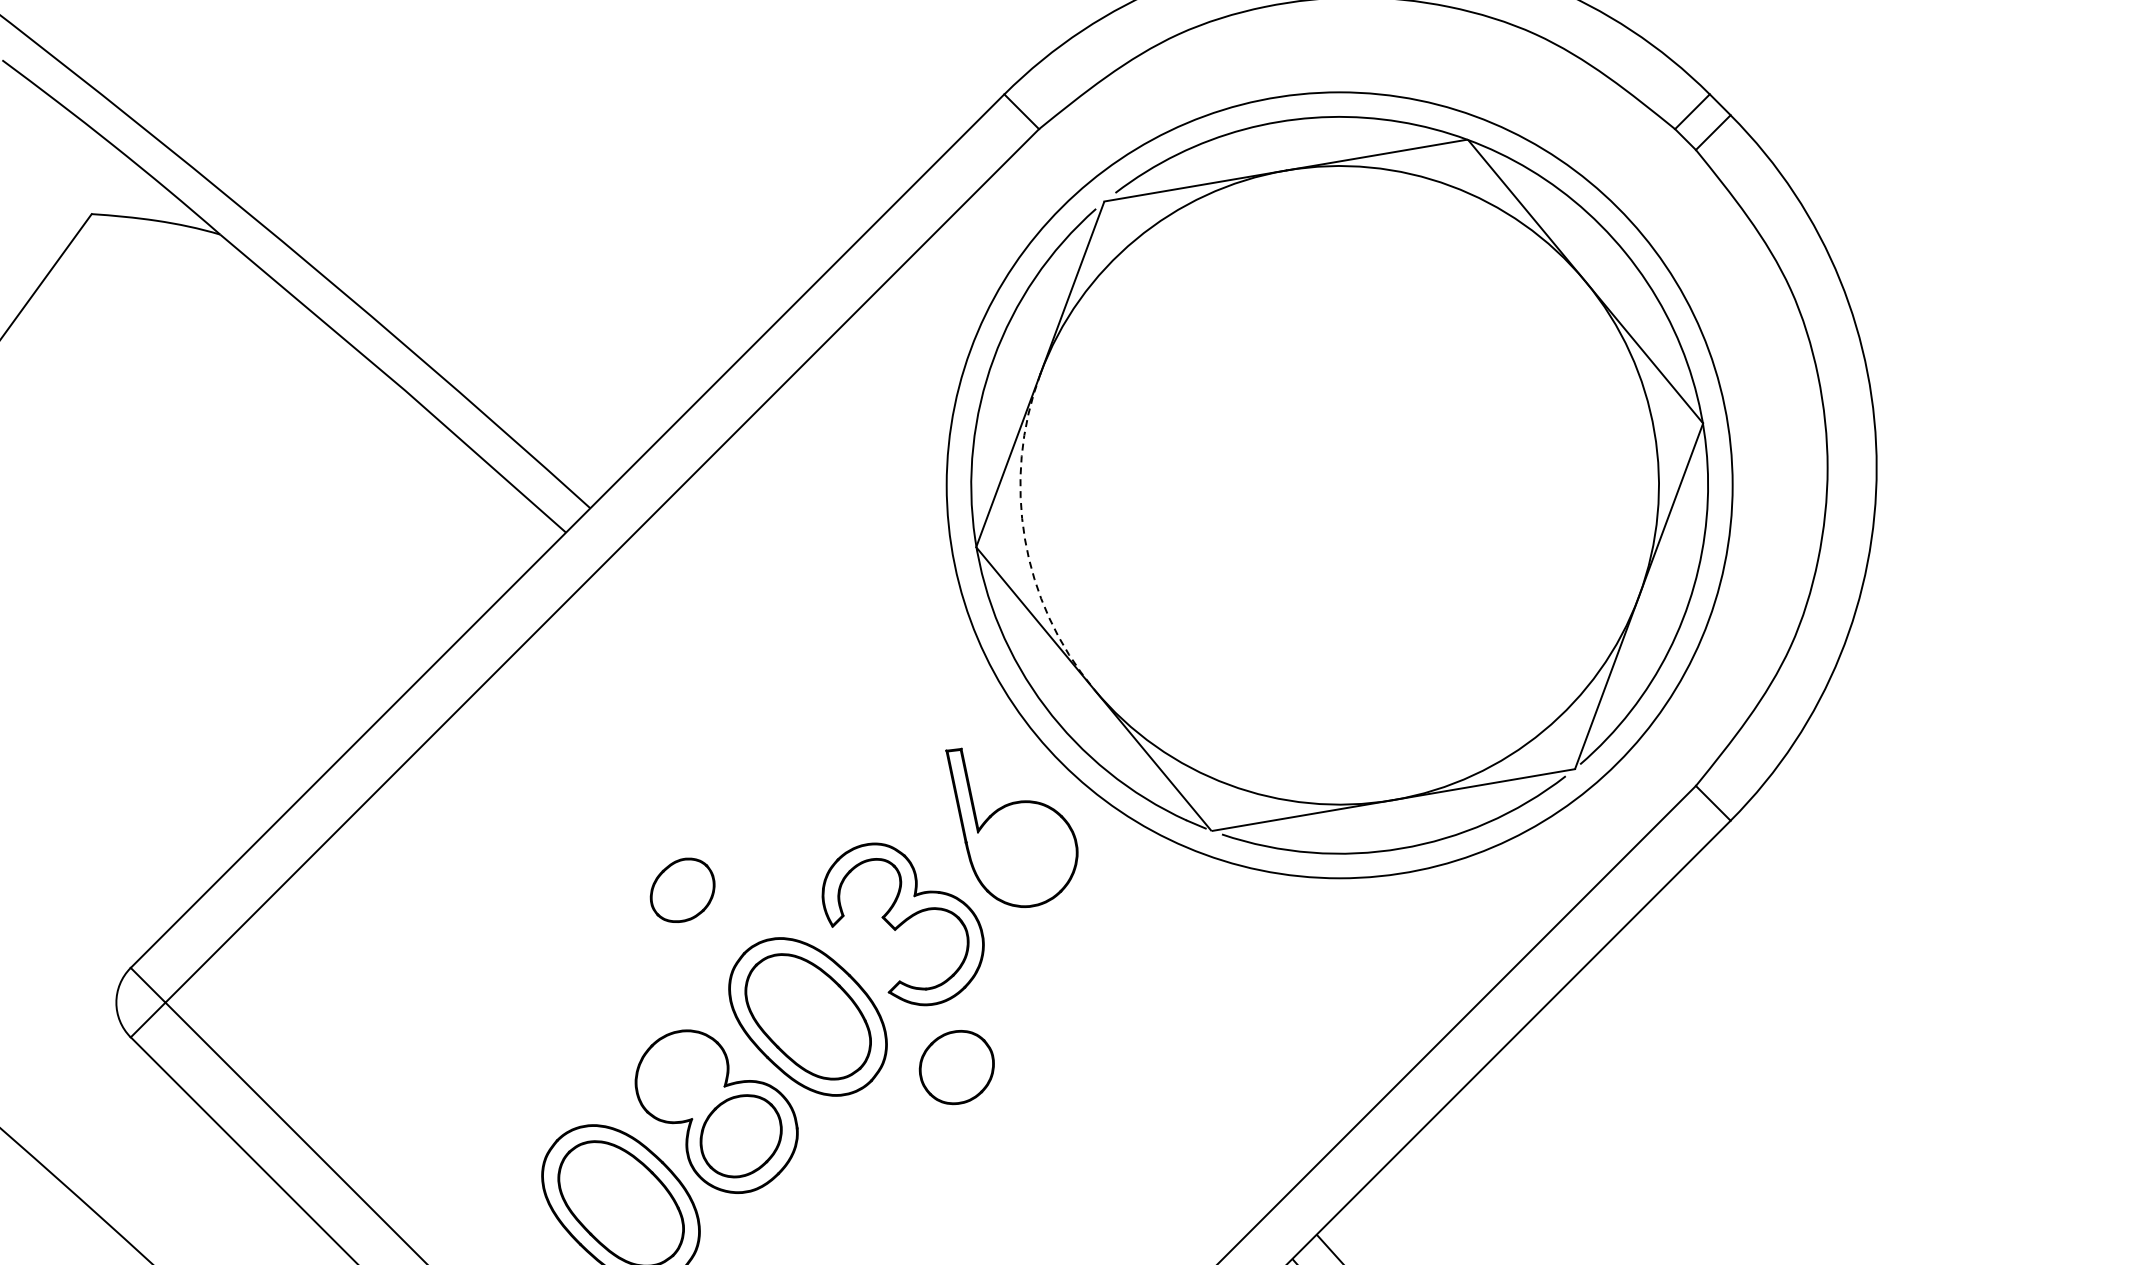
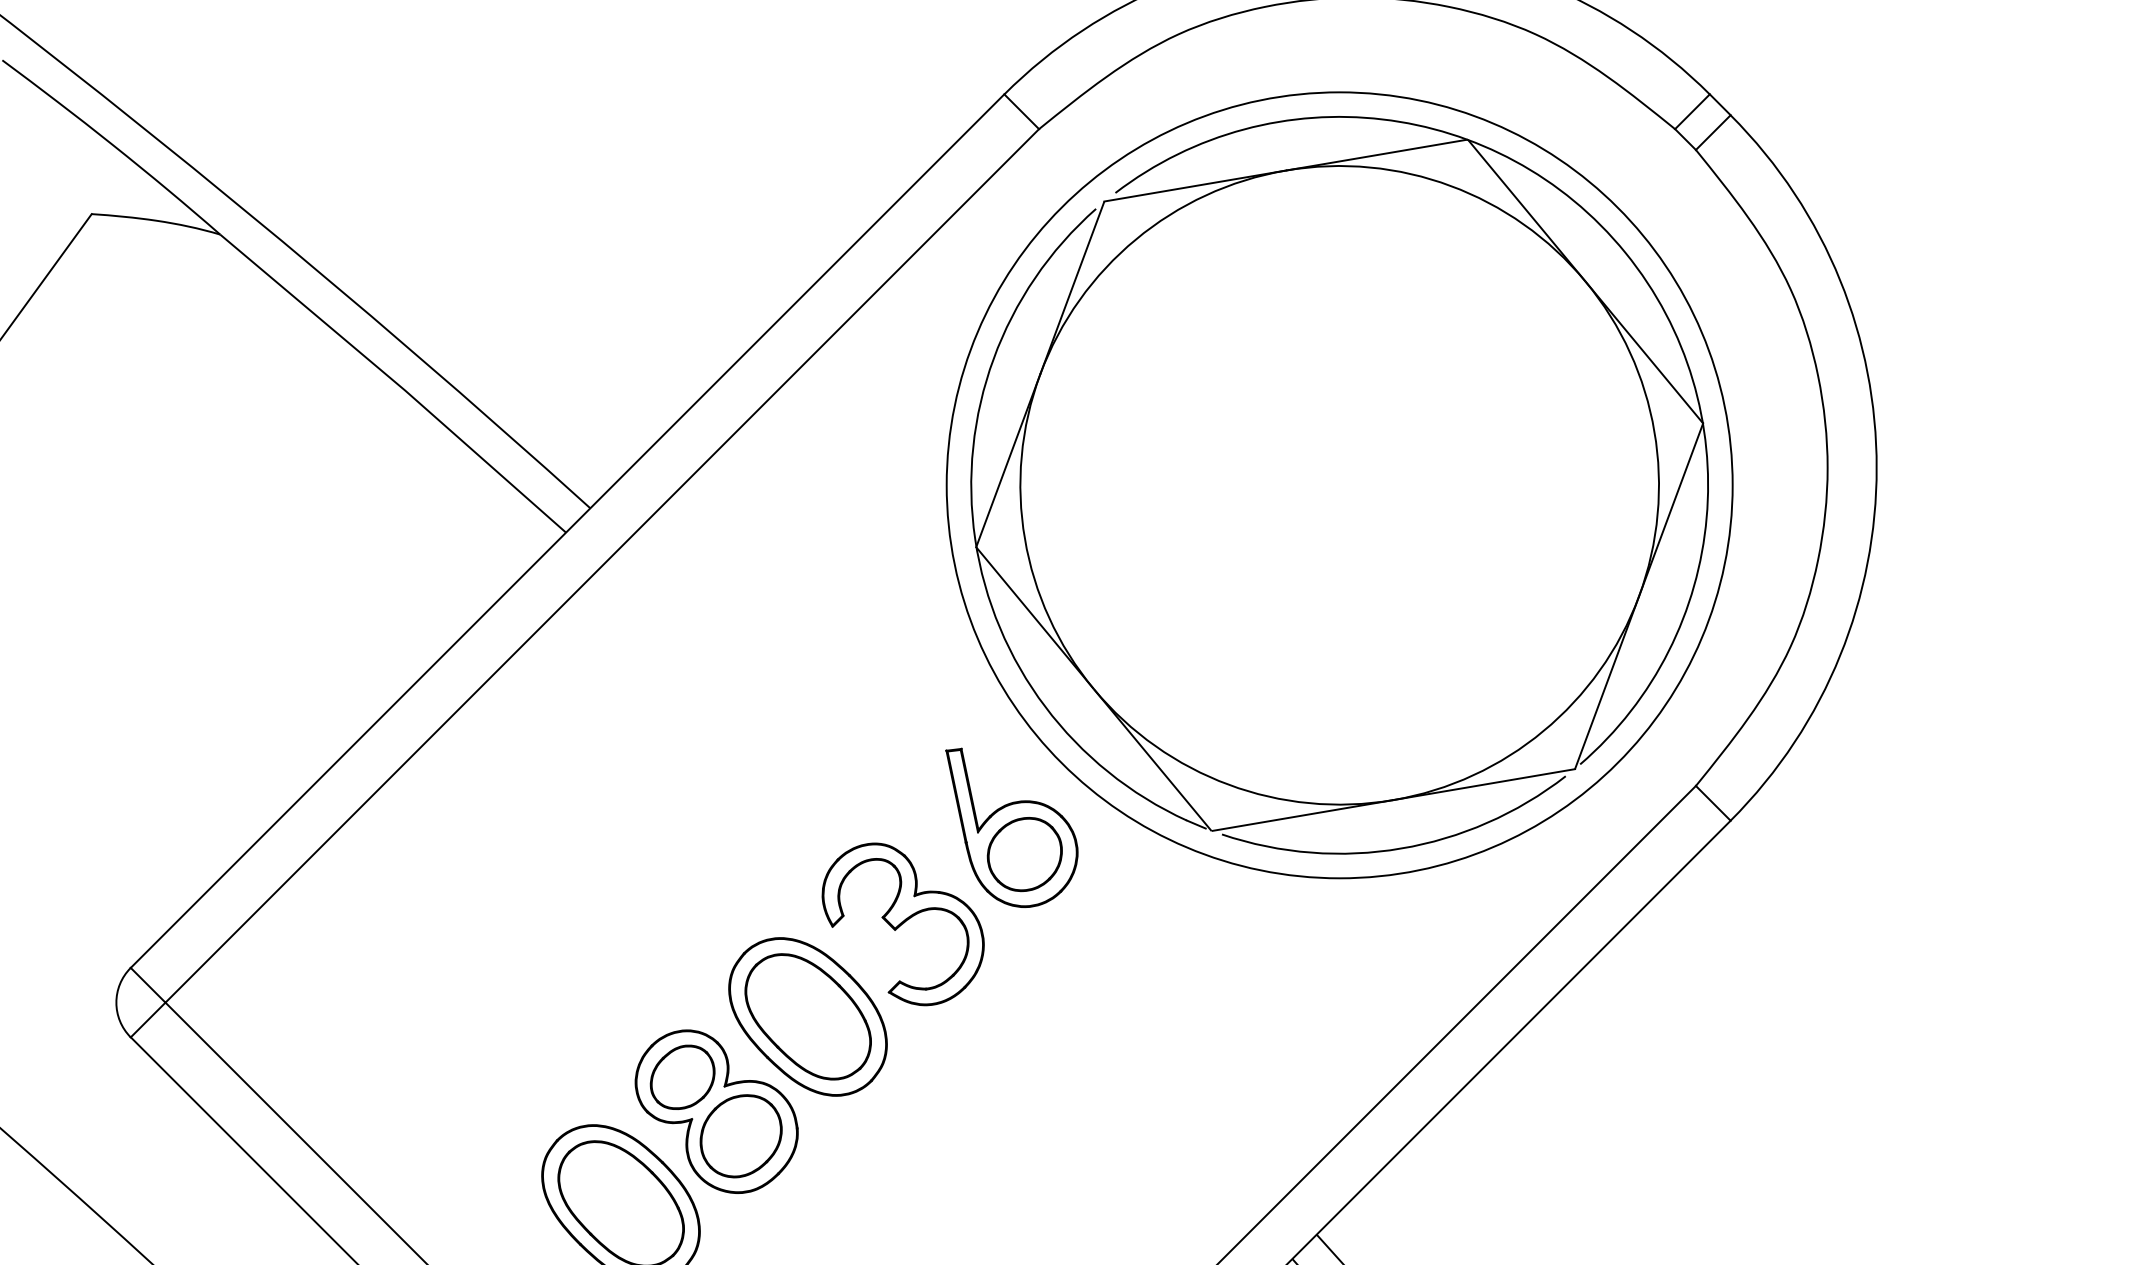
arc: dashed -> solid (1024, 538)
part position: (682, 889) -> (682, 1076) (682, 1076)
part position: (956, 1067) -> (1024, 854) (1024, 854)
